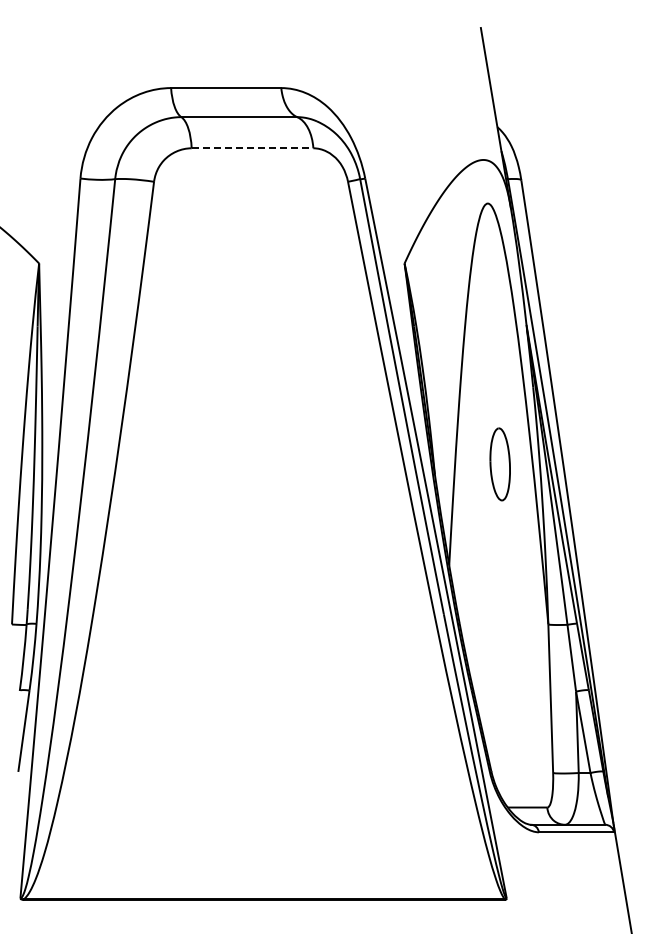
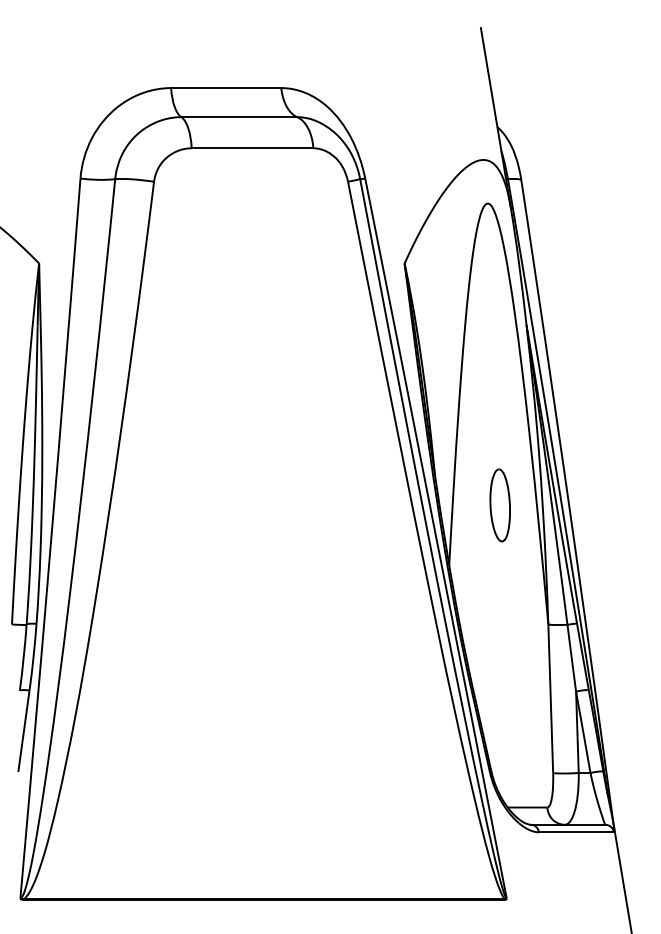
line: dashed -> solid (252, 148)
part position: (499, 464) -> (499, 505) (499, 505)
